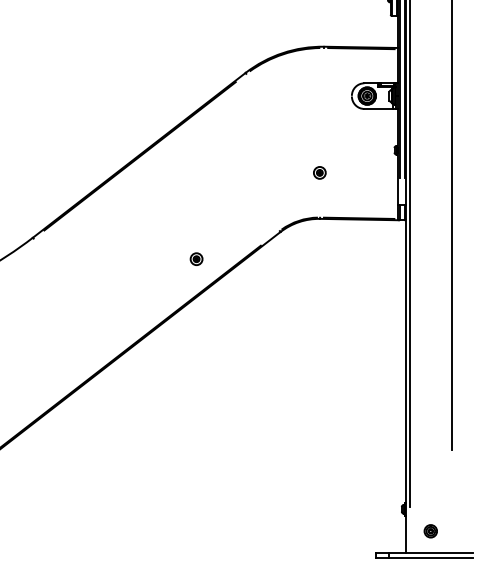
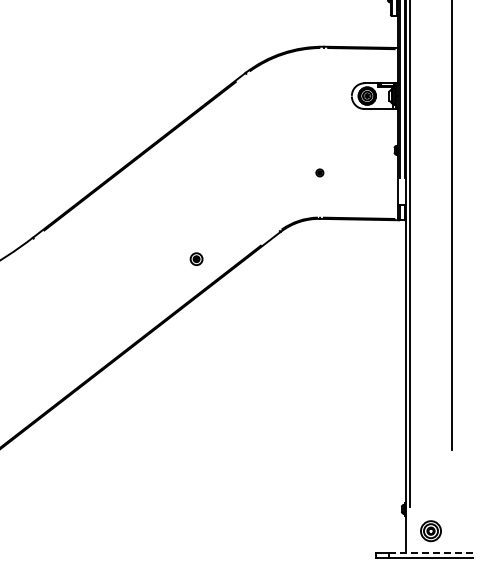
part size: 14x14 px -> 10x10 px (319, 172)
part size: 15x15 px -> 22x23 px (430, 531)
line: solid -> dashed (430, 553)
